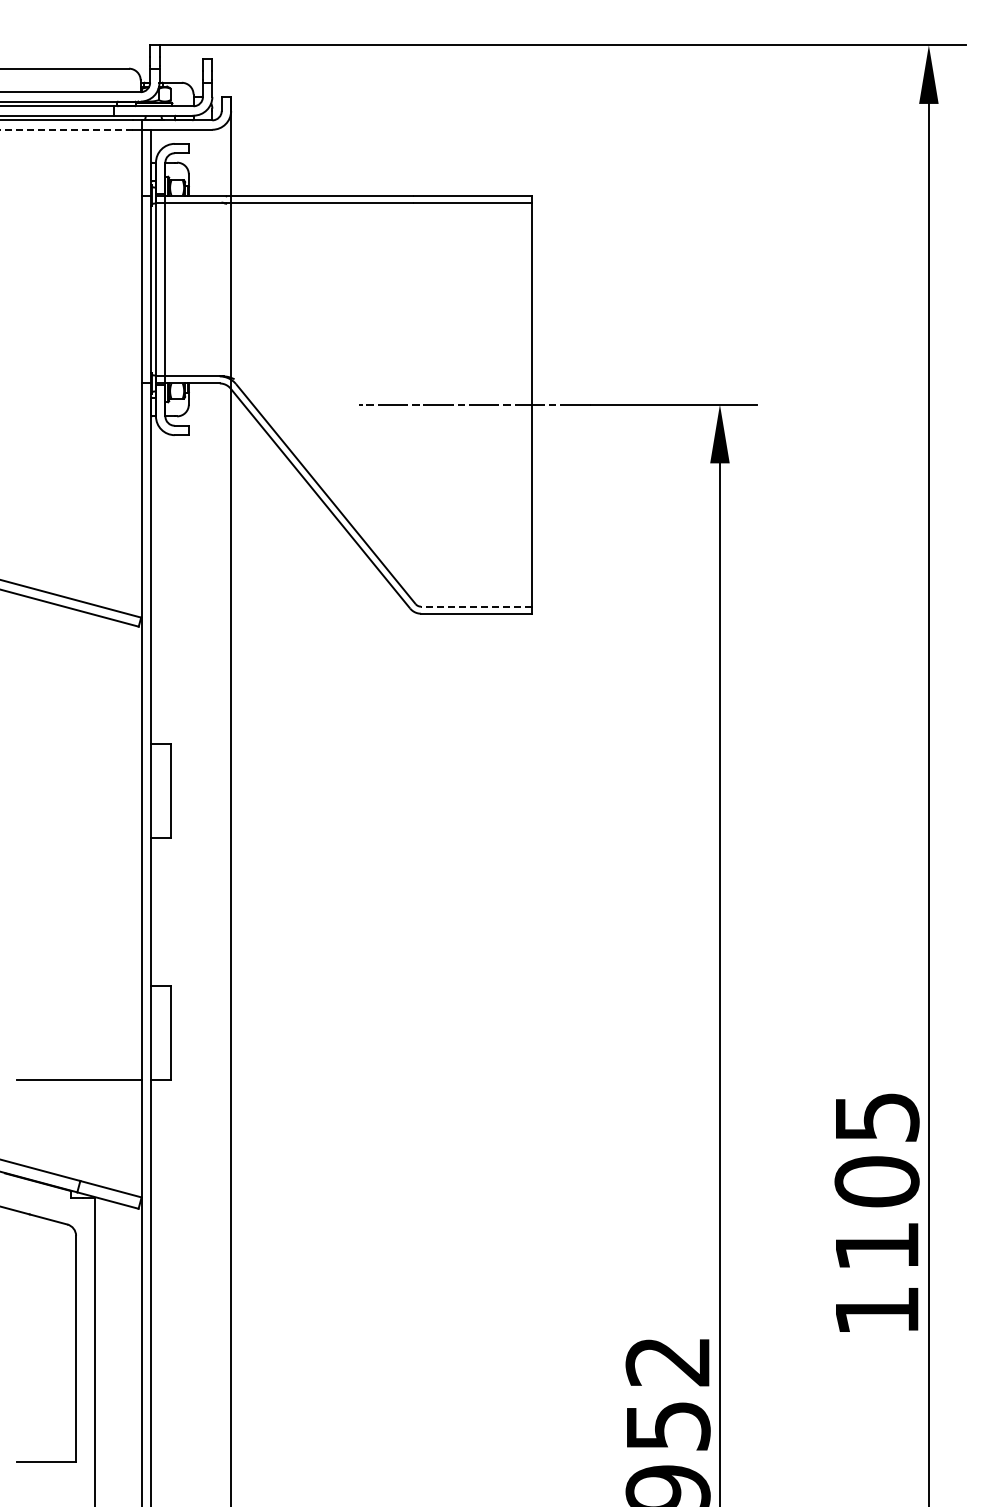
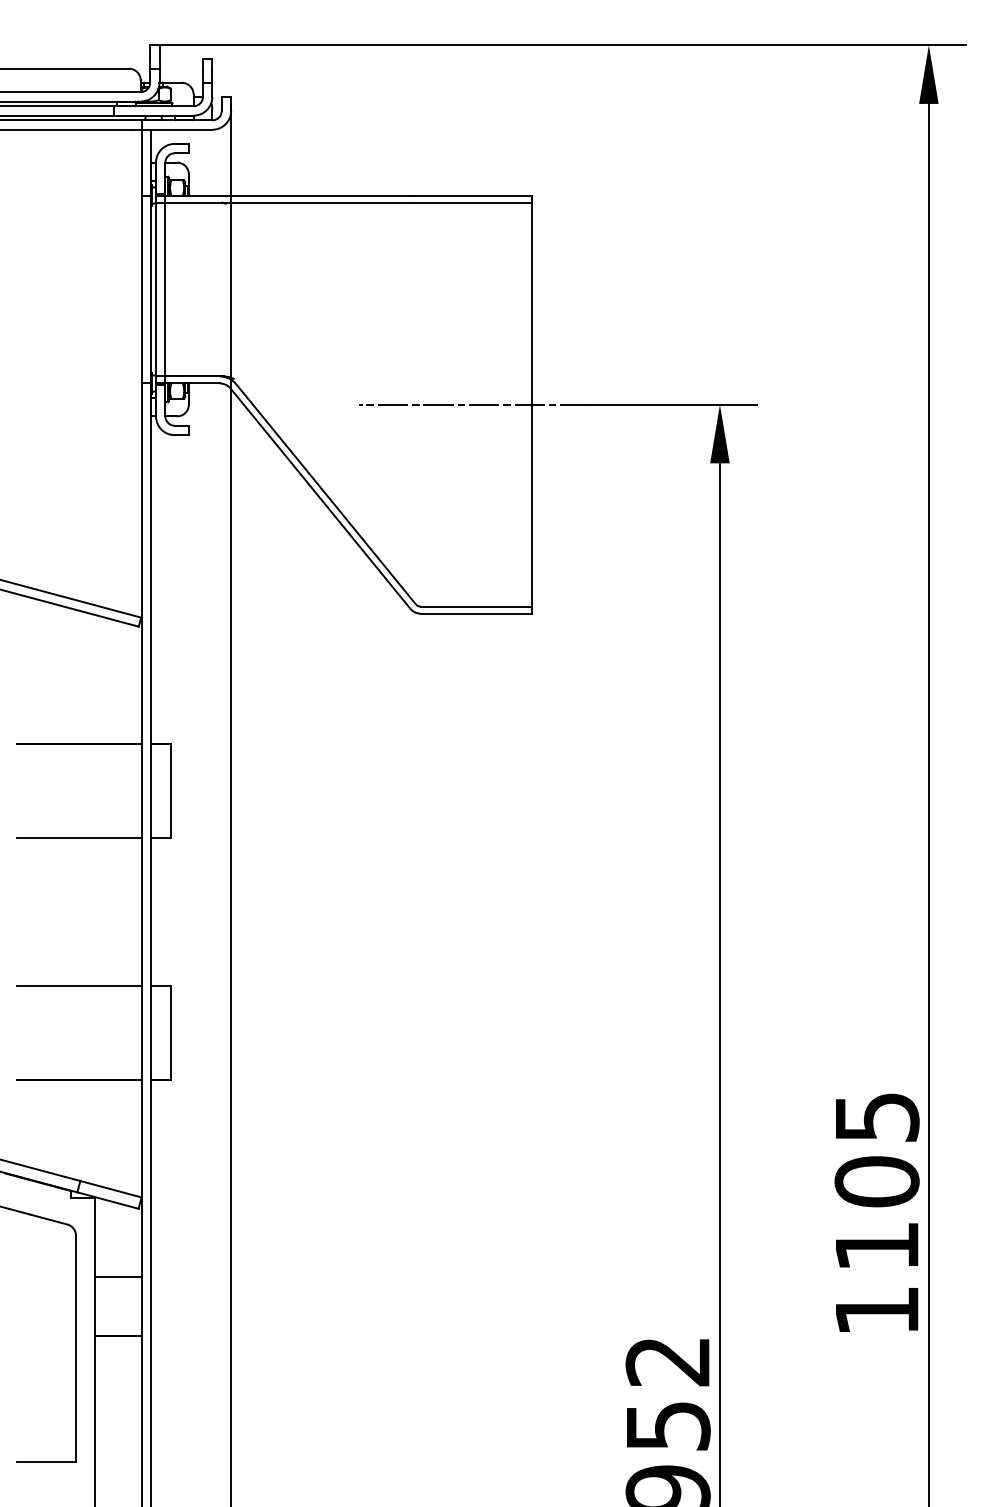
line: dashed -> solid (65, 129)
line: dashed -> solid (475, 606)
line: none -> present (78, 744)
line: none -> present (78, 838)
line: none -> present (78, 986)
line: none -> present (117, 1277)
line: none -> present (117, 1336)
